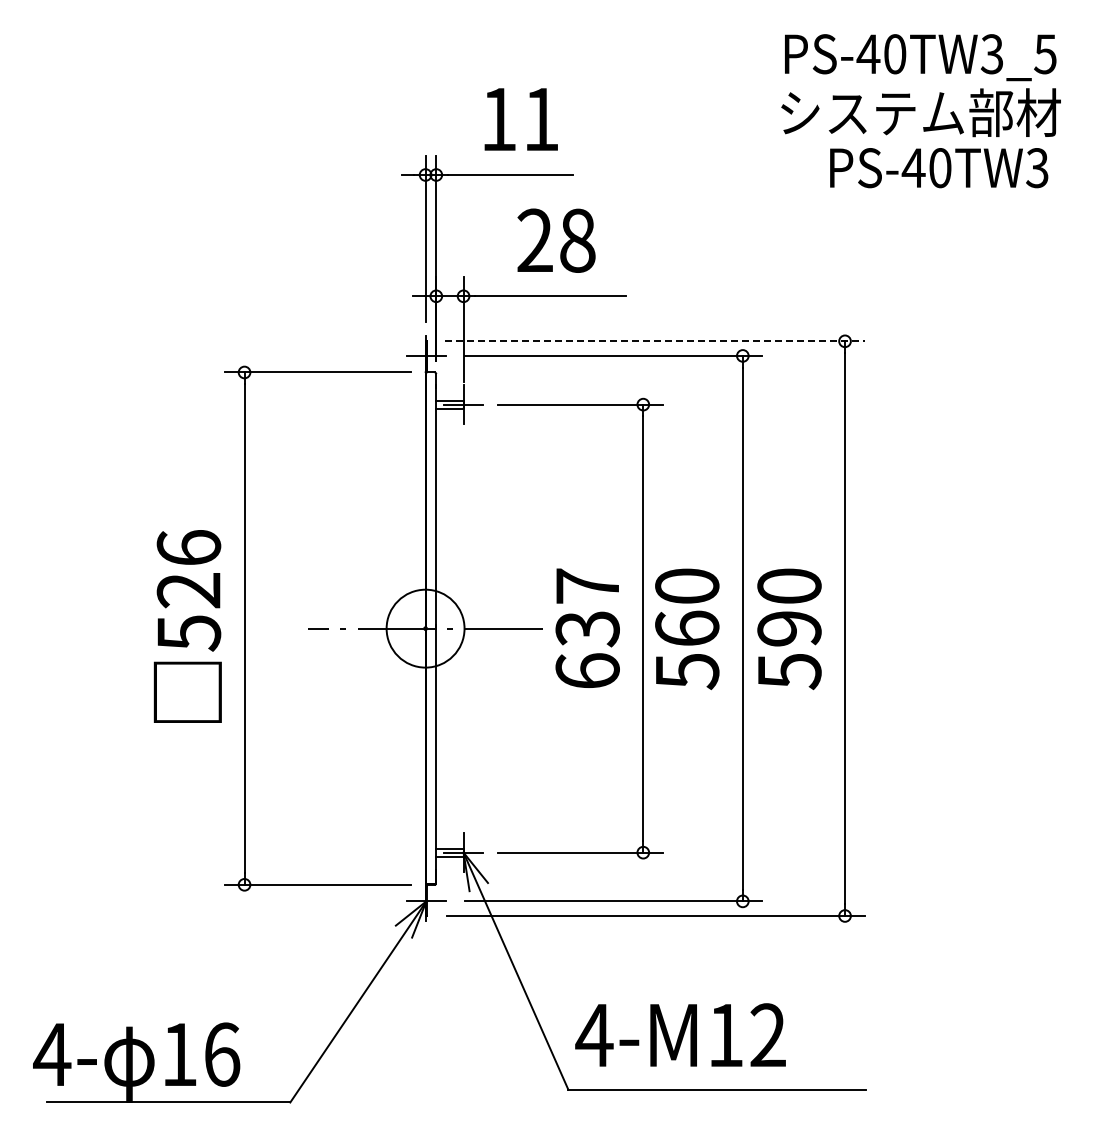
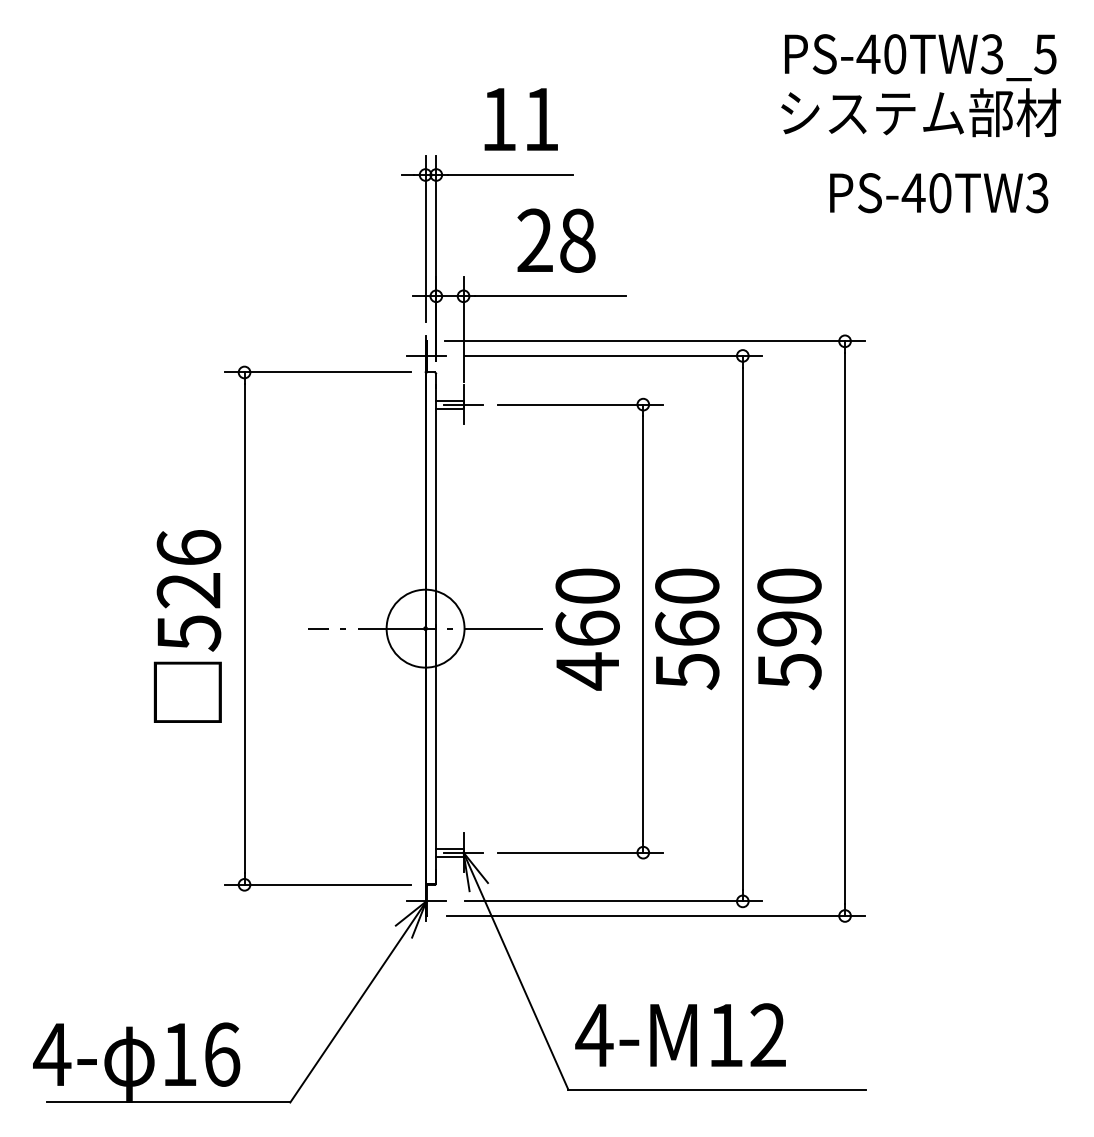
text position: (939, 168) -> (939, 193) (939, 193)
line: dashed -> solid (654, 341)
text: 637 -> 460 (587, 629)
